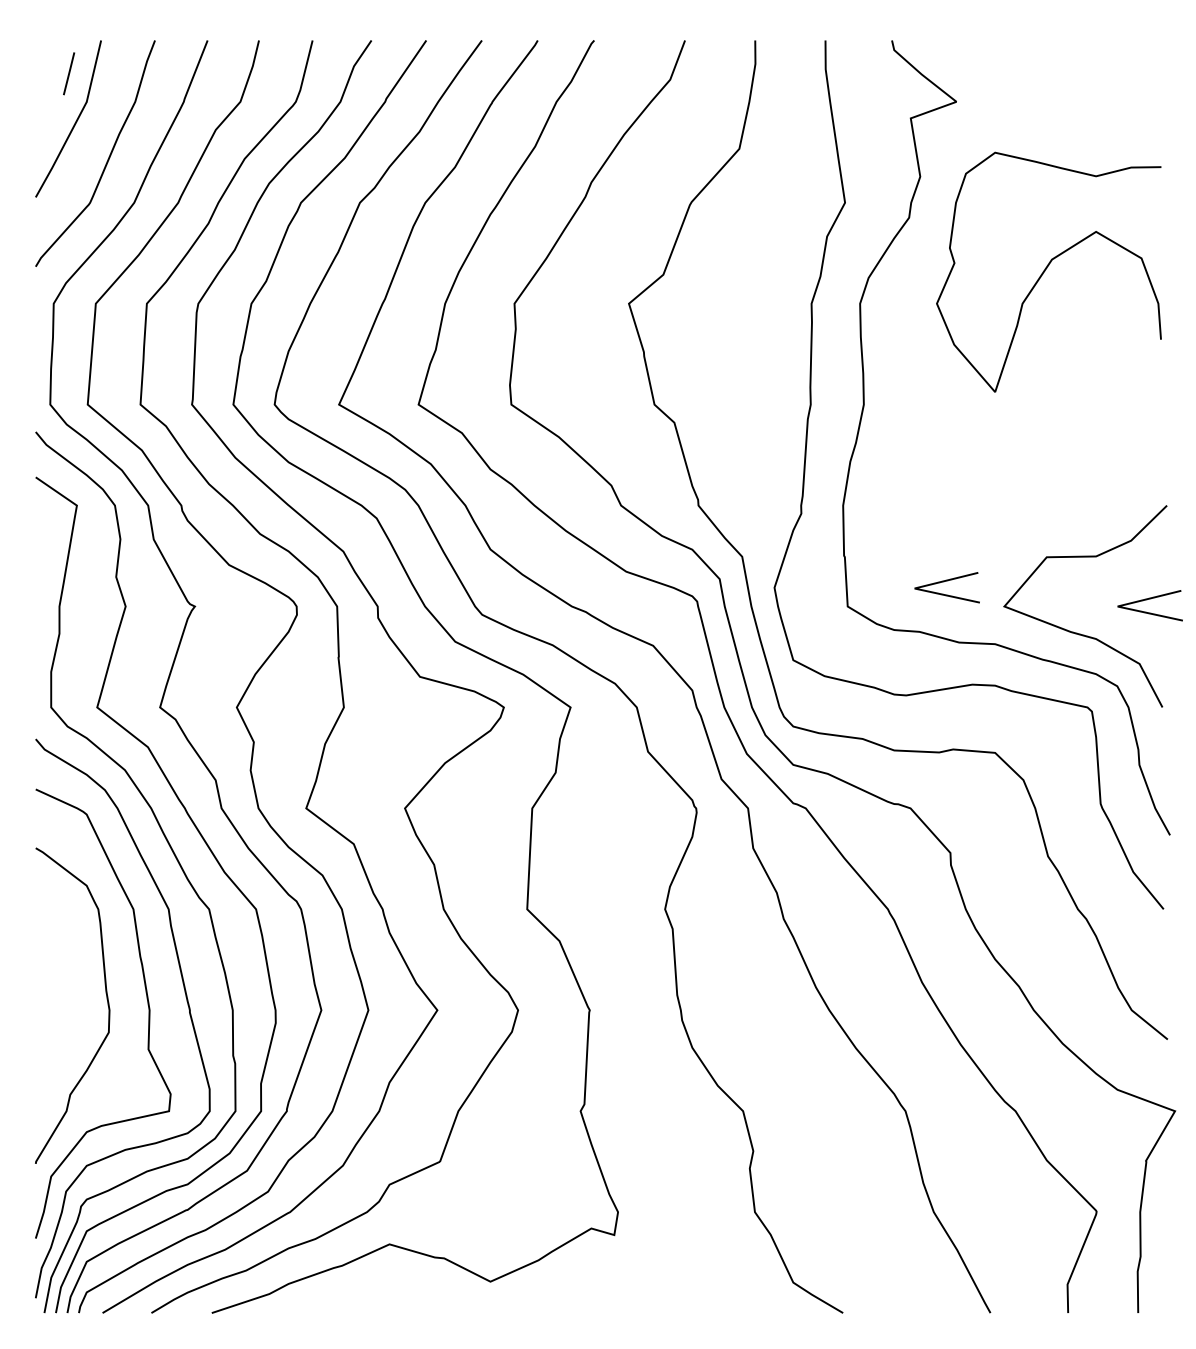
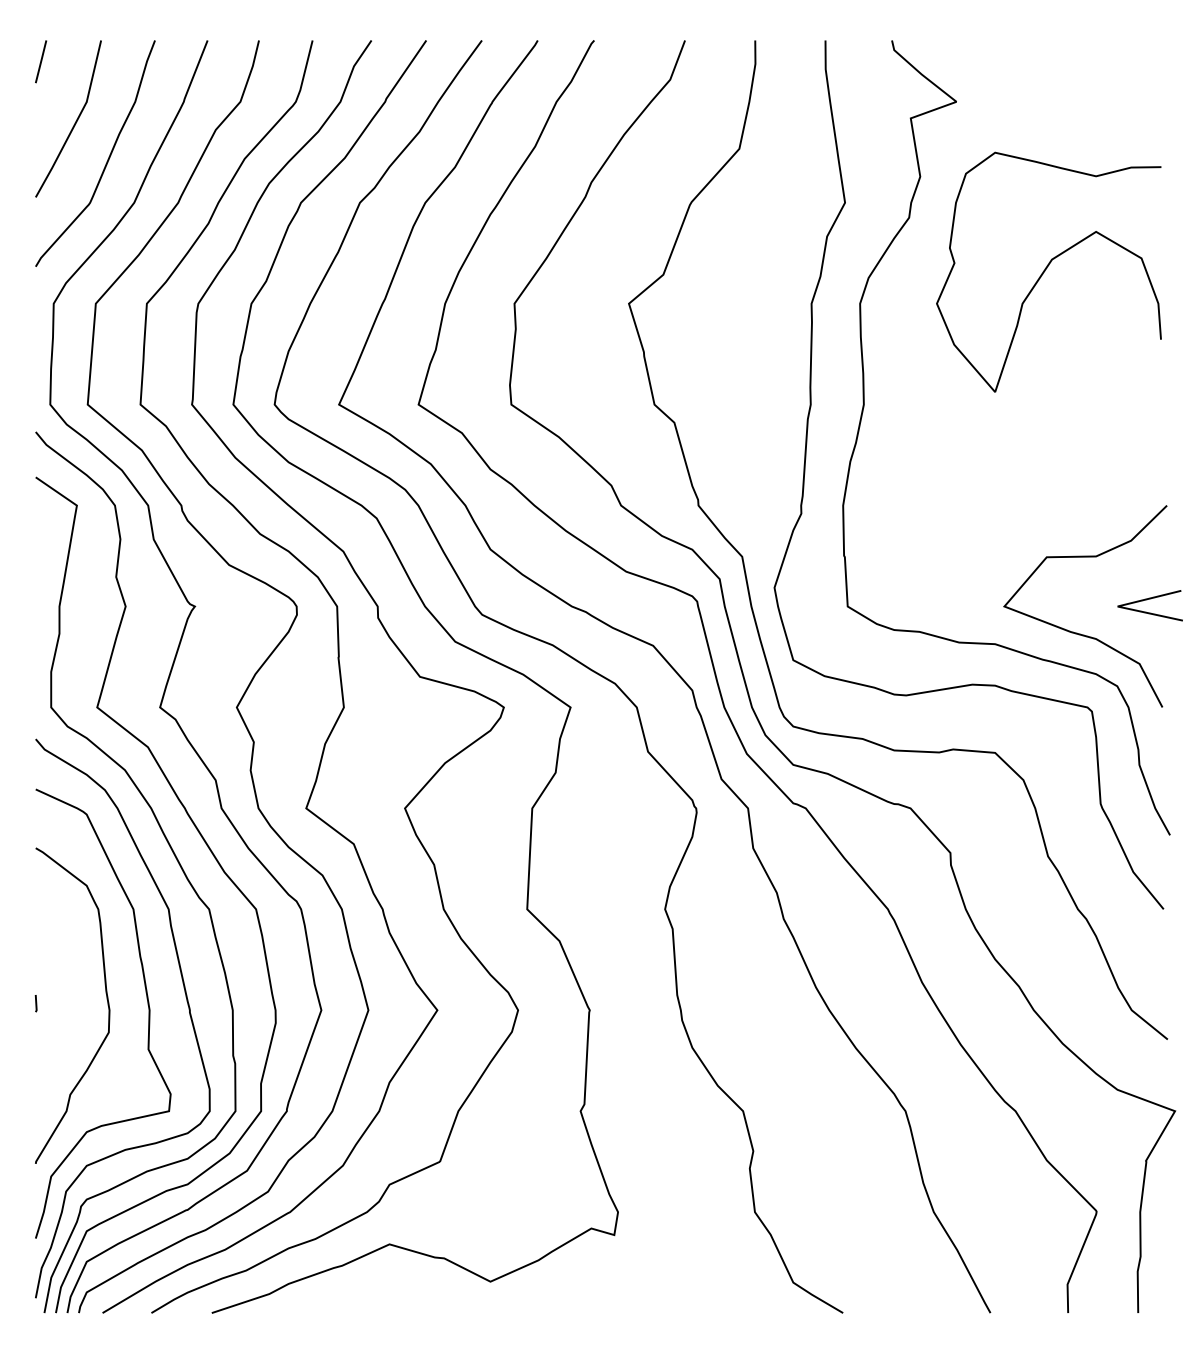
line position: (69, 73) -> (41, 61) (41, 61)
line: present -> none (944, 582)
line: none -> present (35, 1003)
